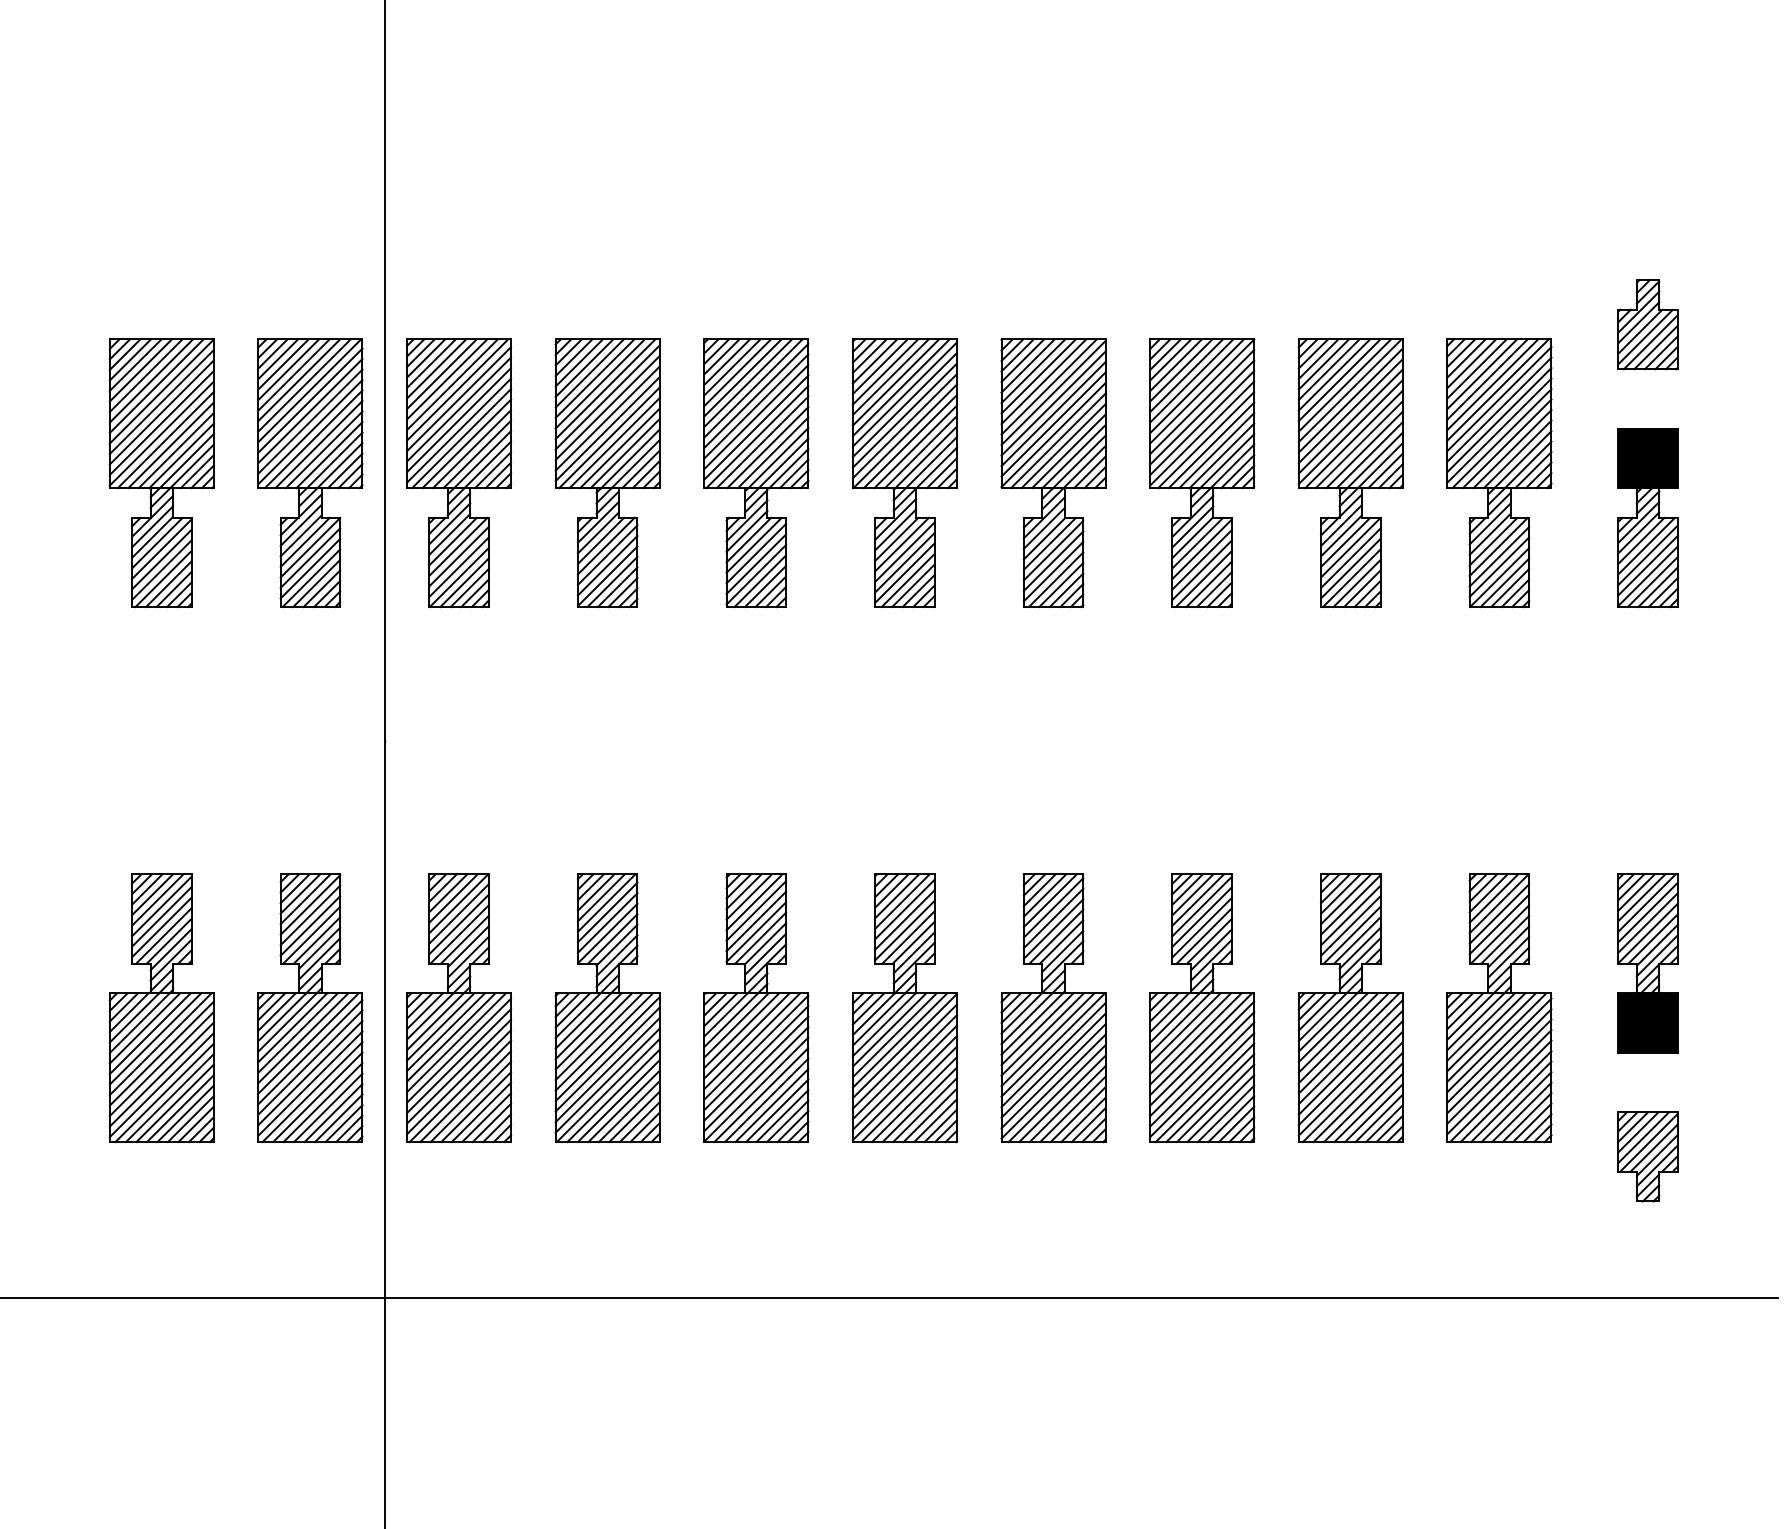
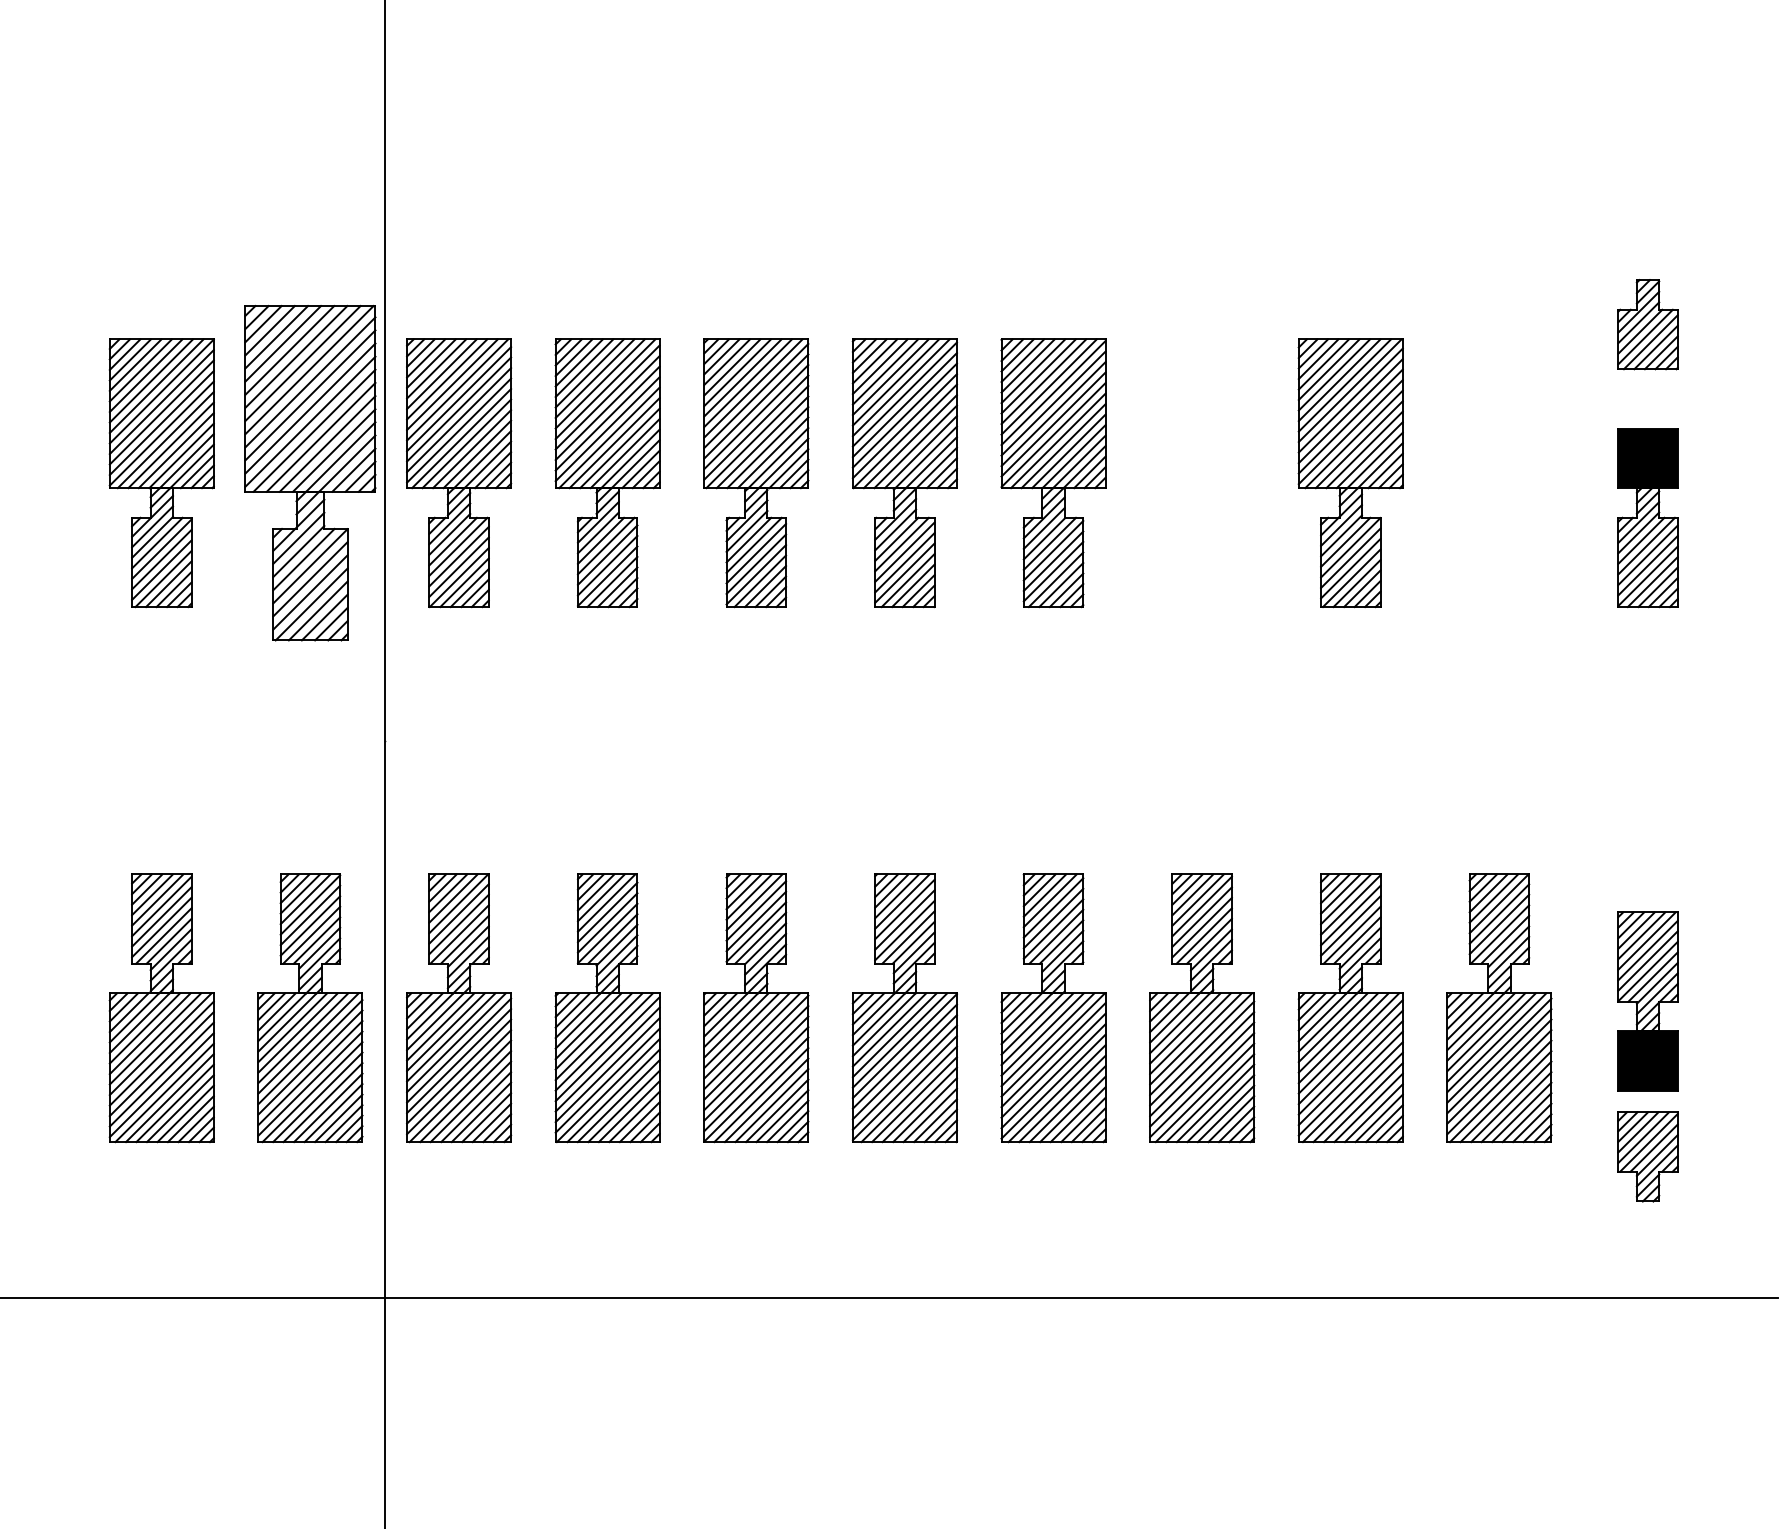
part size: 107x271 px -> 133x337 px (310, 473)
part: present -> none (1202, 473)
part: present -> none (1499, 473)
part position: (1647, 963) -> (1647, 1001) (1647, 1001)
